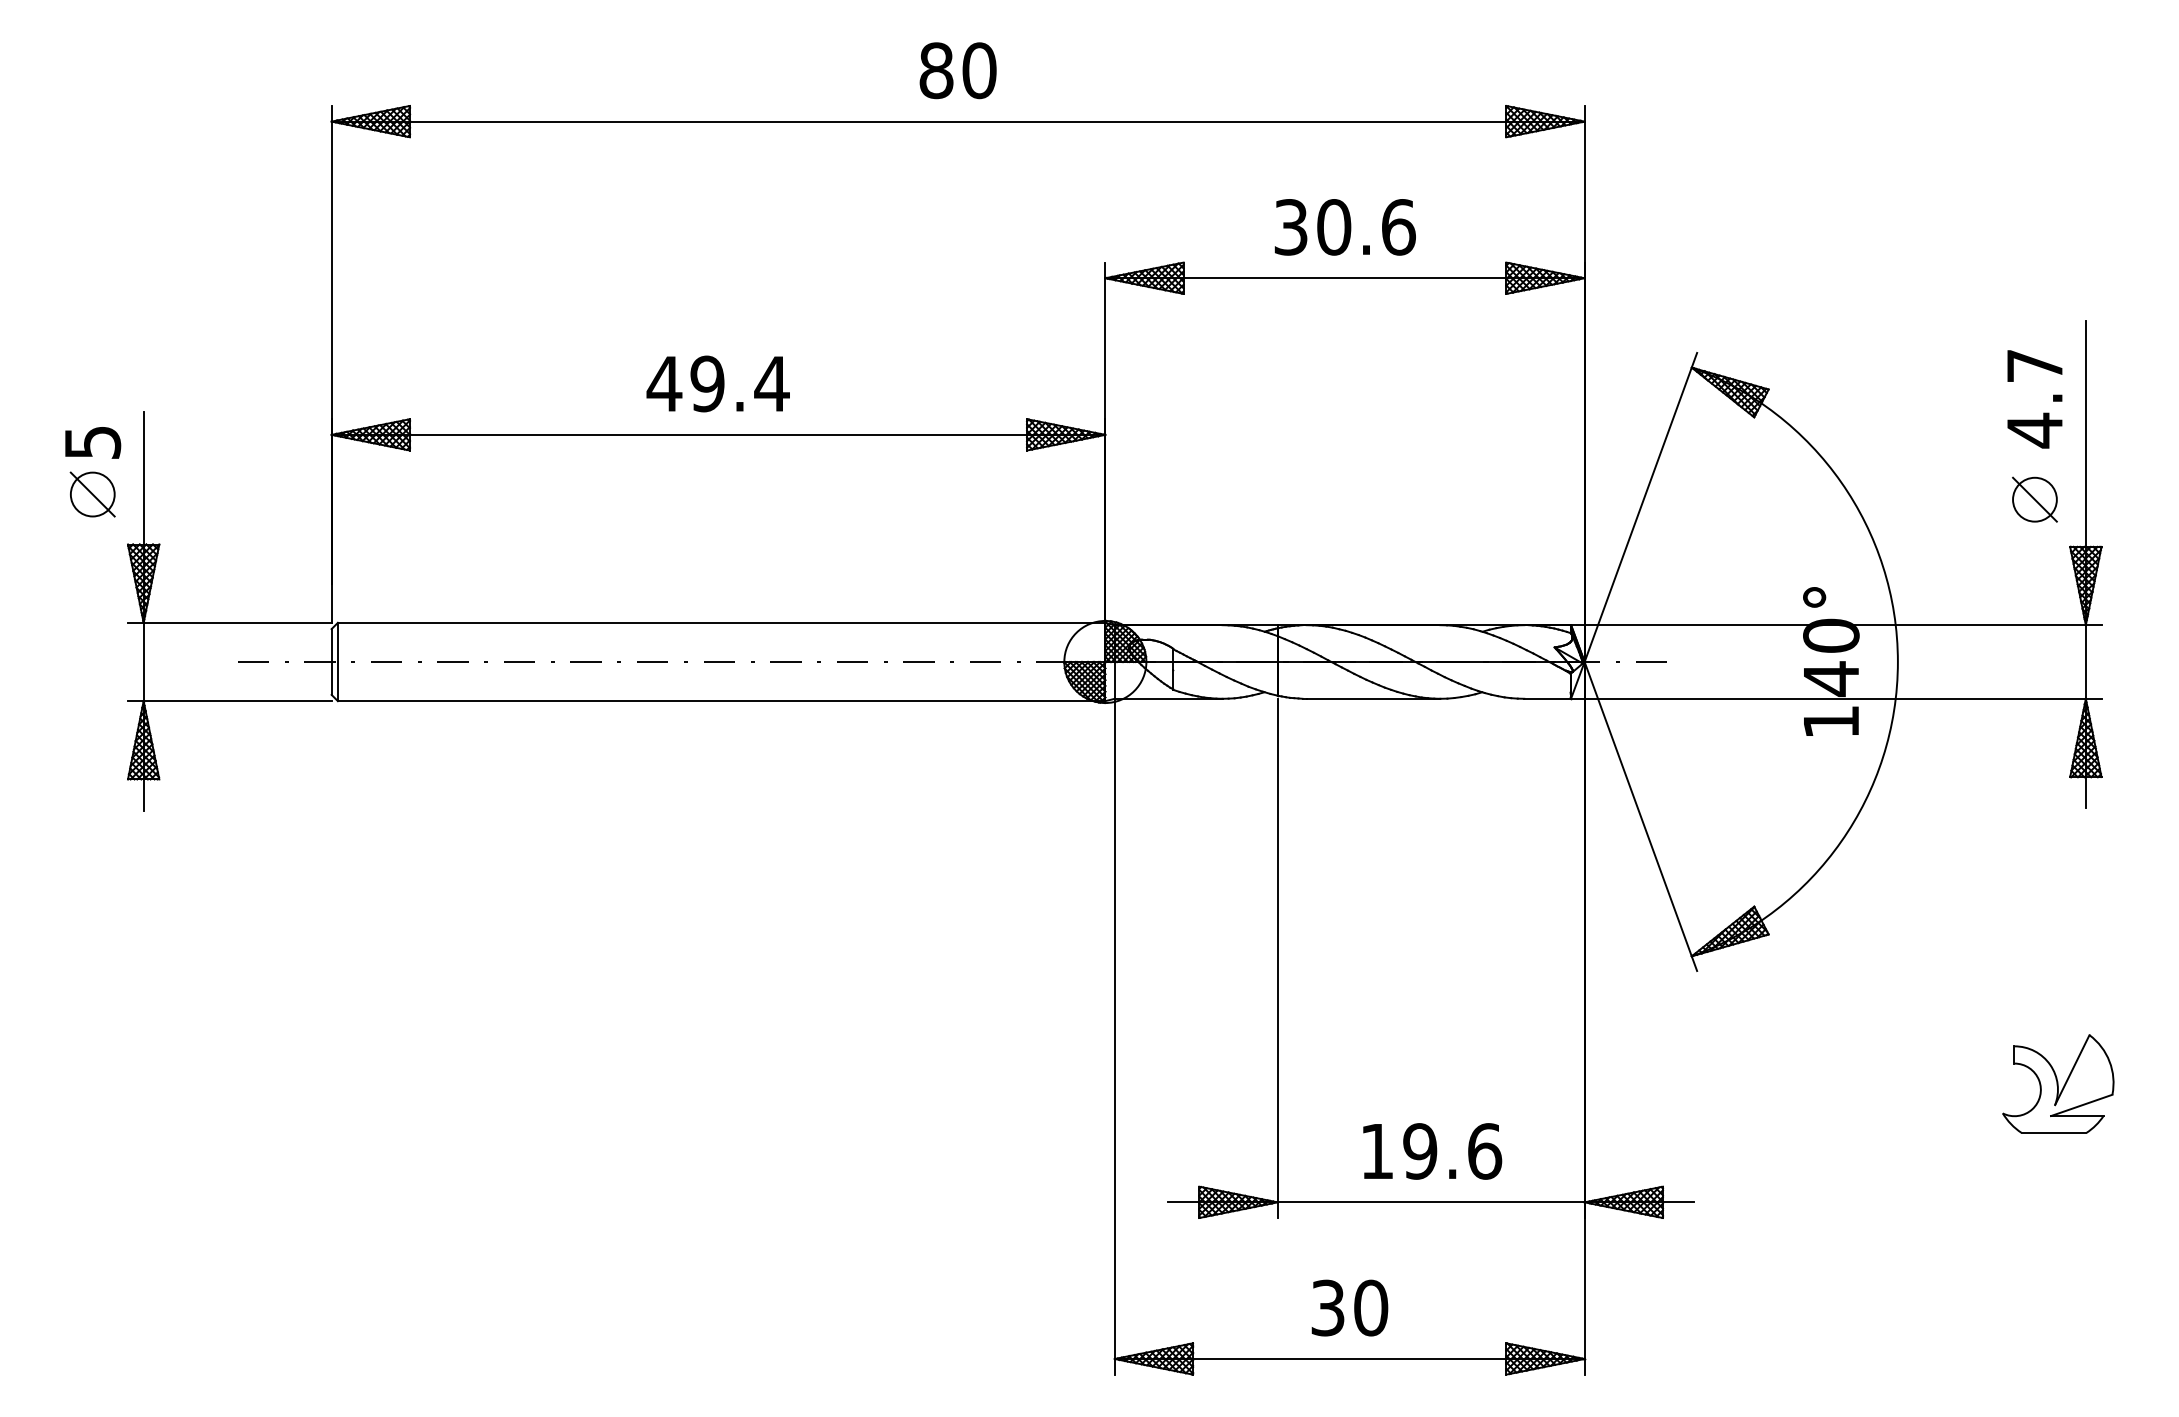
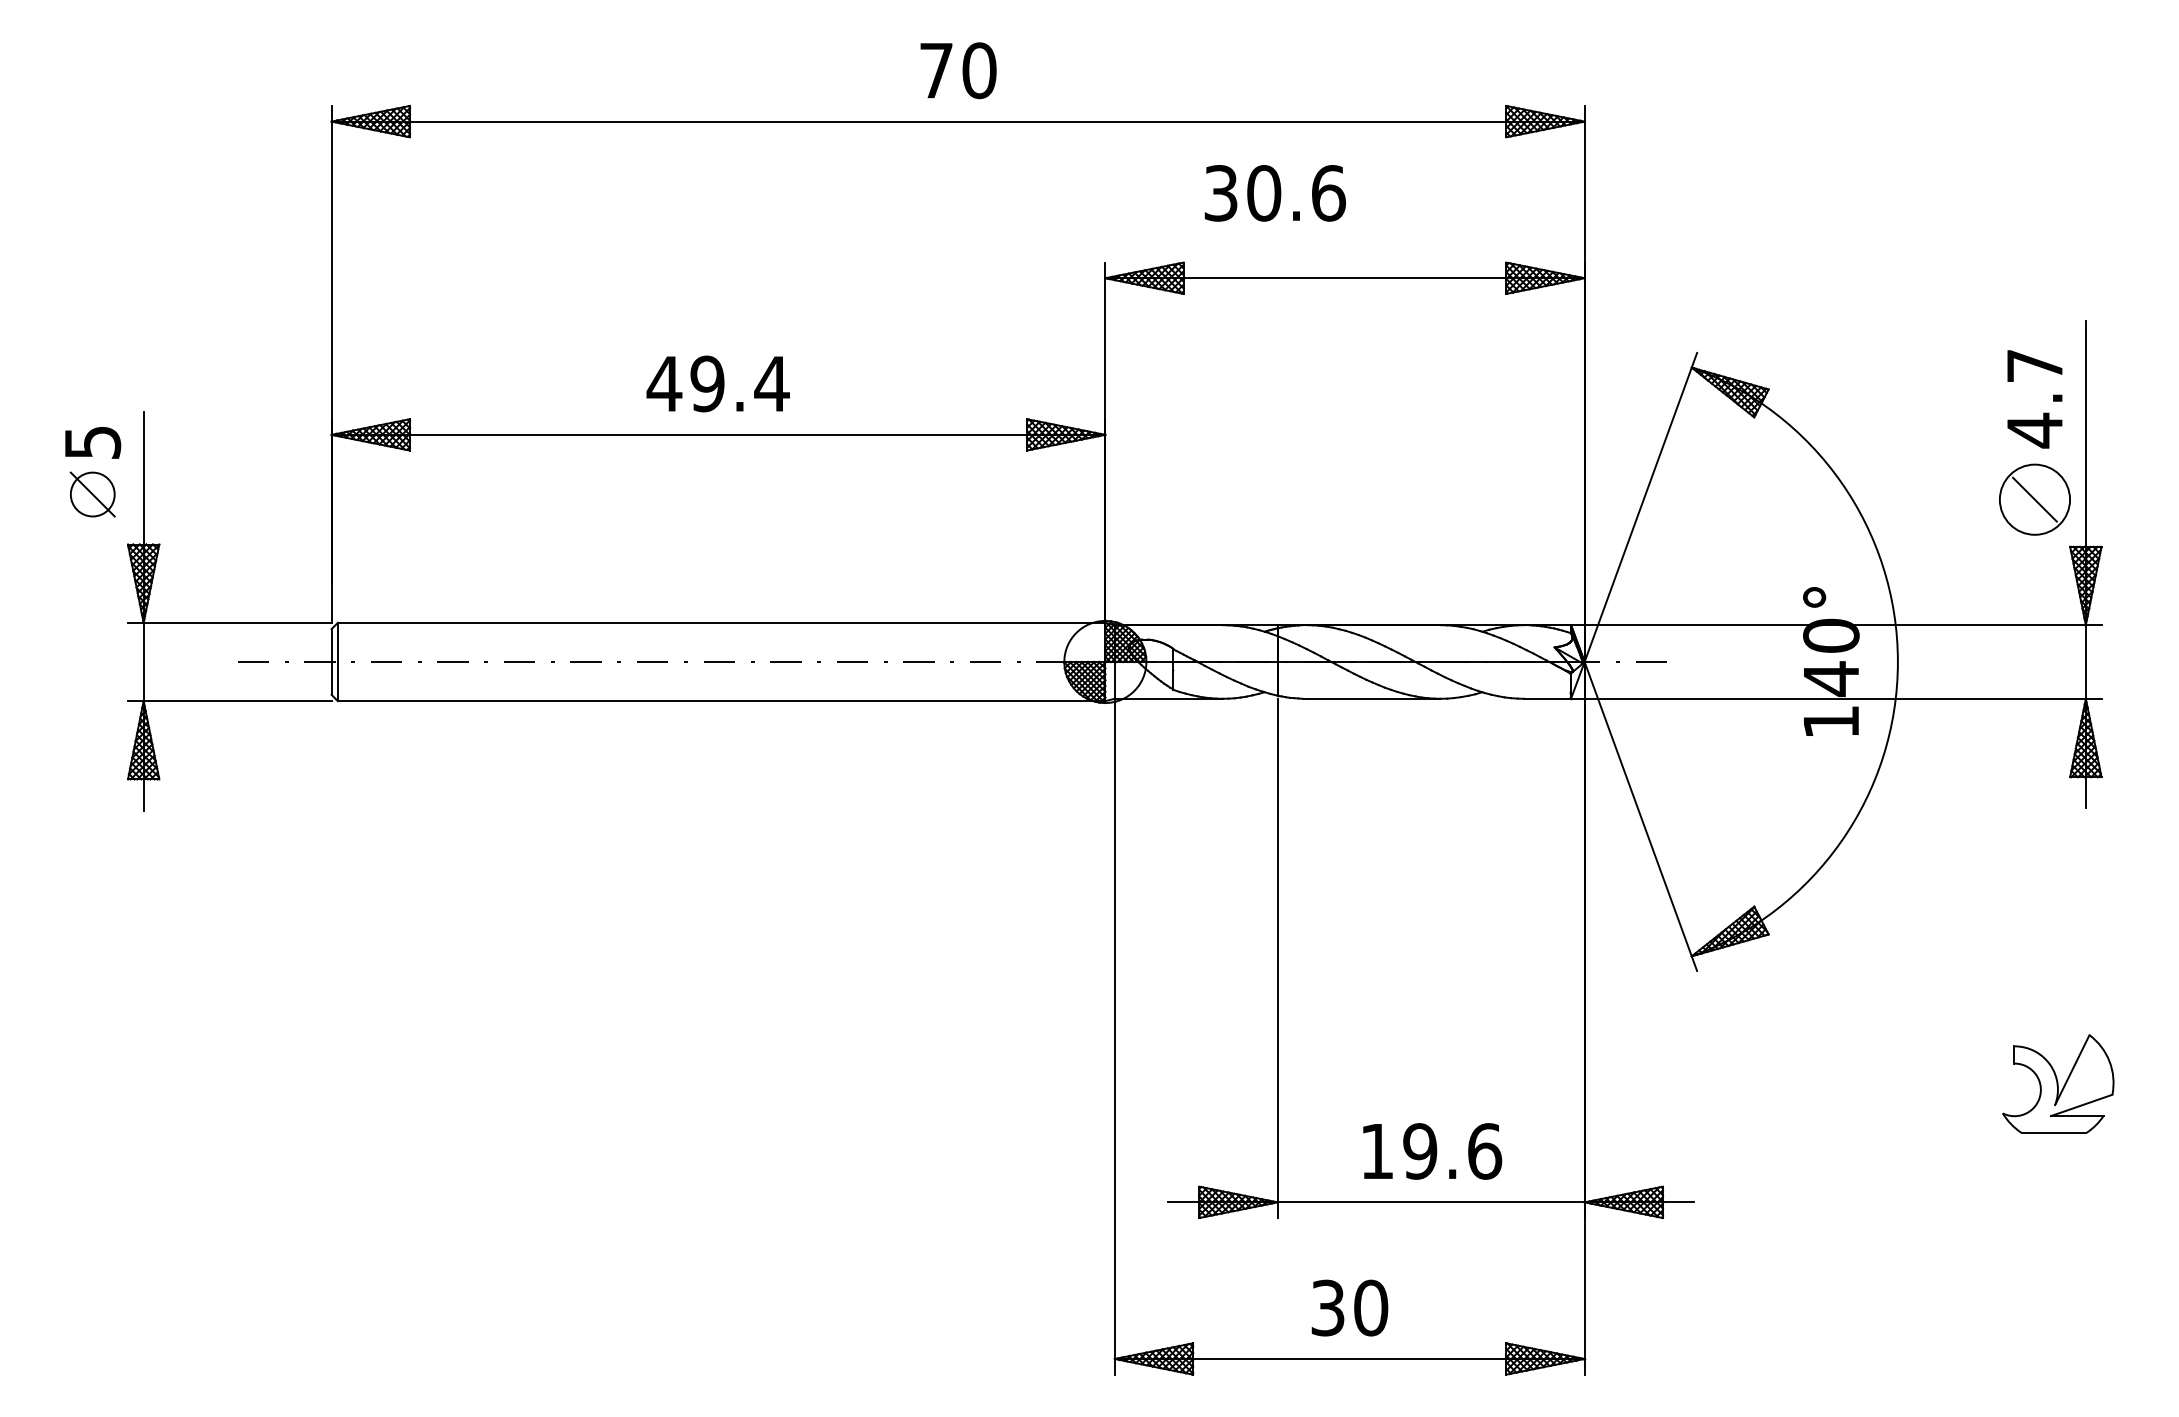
text: 80 -> 70 (936, 70)
text position: (1344, 227) -> (1274, 193) (1274, 193)
circle diameter: 44 px -> 70 px (2034, 499)
